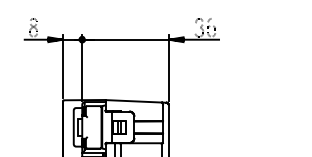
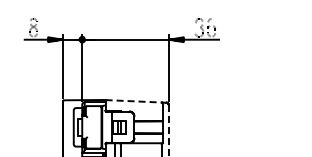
line: solid -> dashed (134, 101)
line: solid -> dashed (168, 131)
